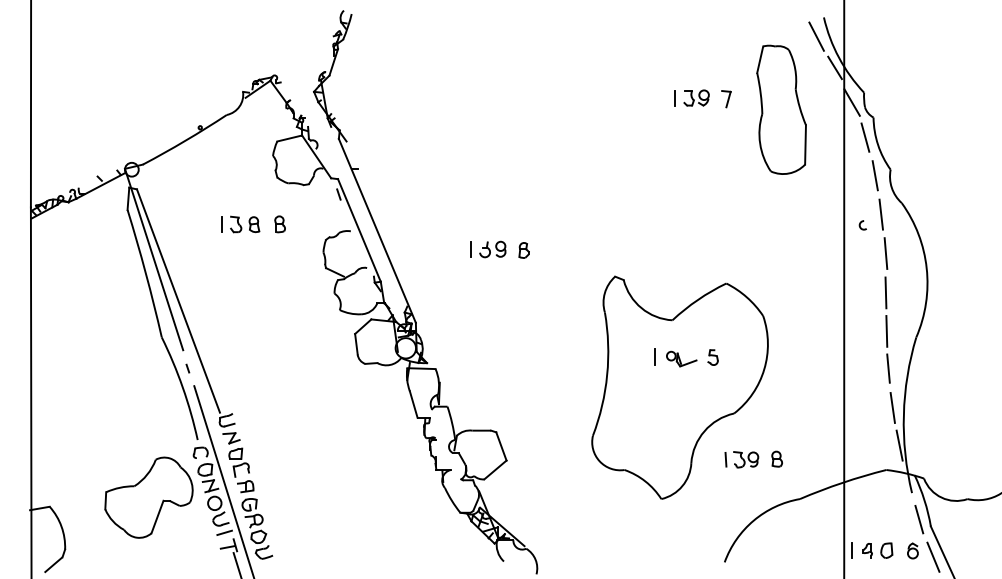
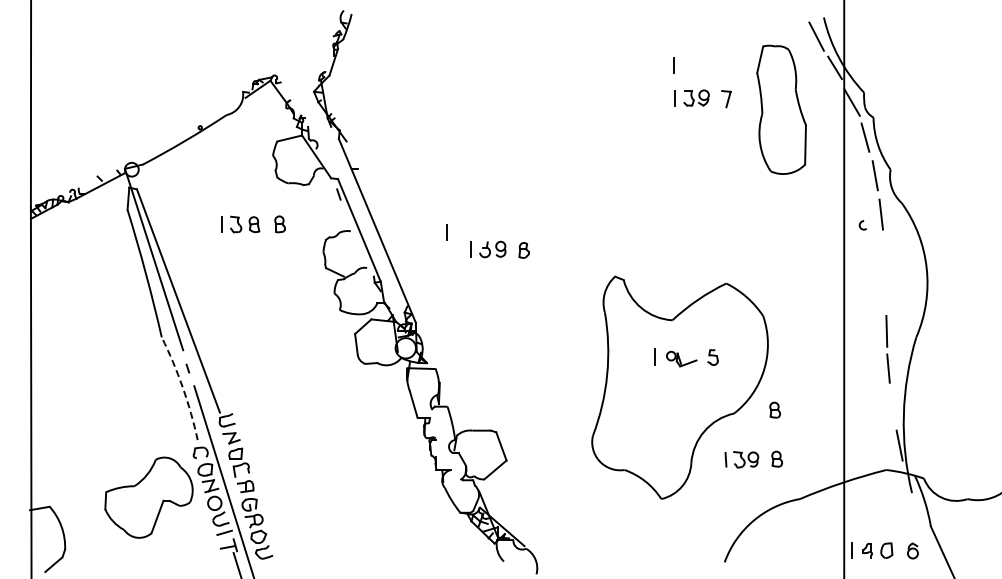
line: none -> present (673, 65)
line: none -> present (446, 232)
line: present -> none (885, 253)
line: present -> none (885, 292)
arc: solid -> dashed (182, 387)
line: present -> none (892, 407)
part: none -> present (774, 409)
line: present -> none (919, 519)
line: present -> none (933, 556)
